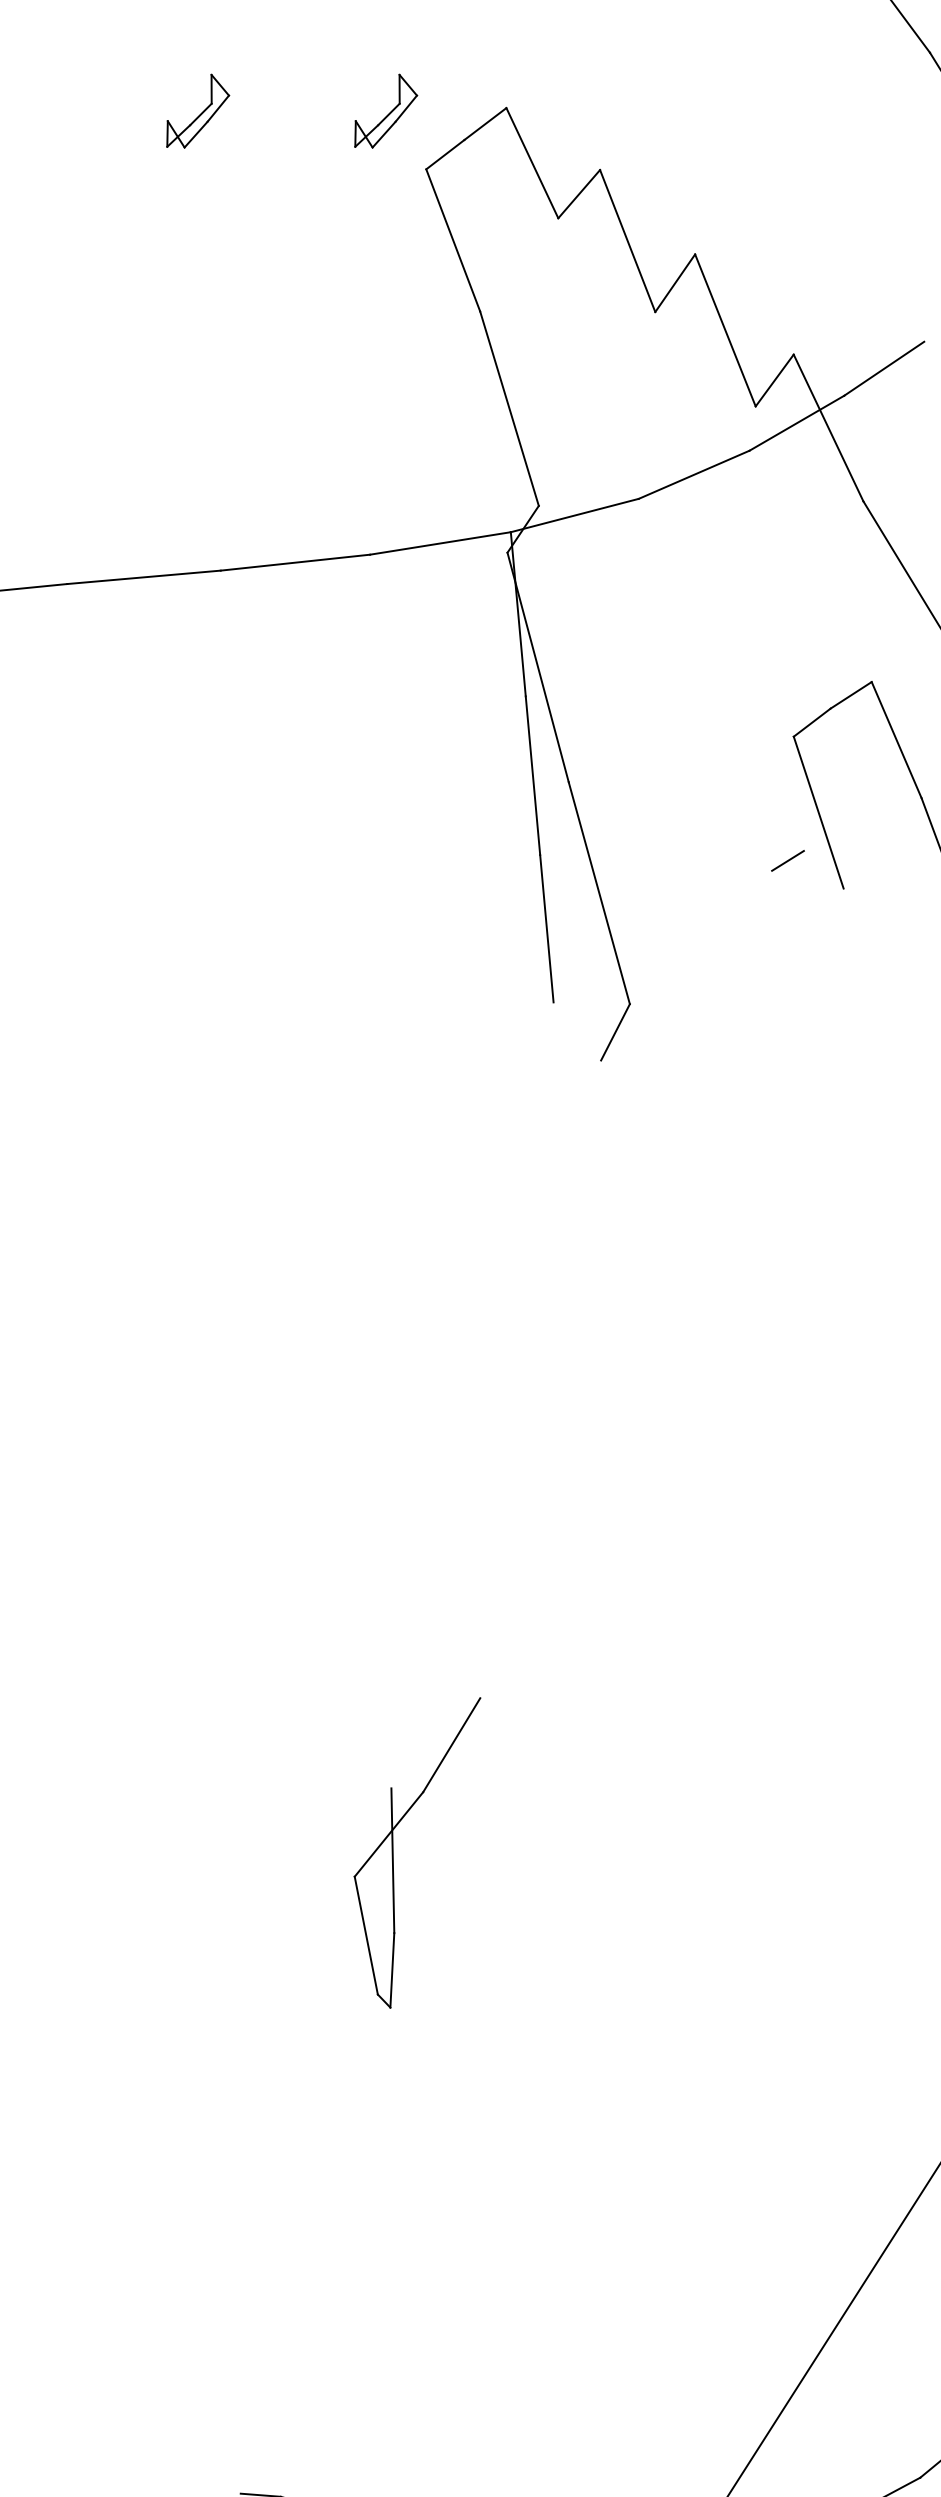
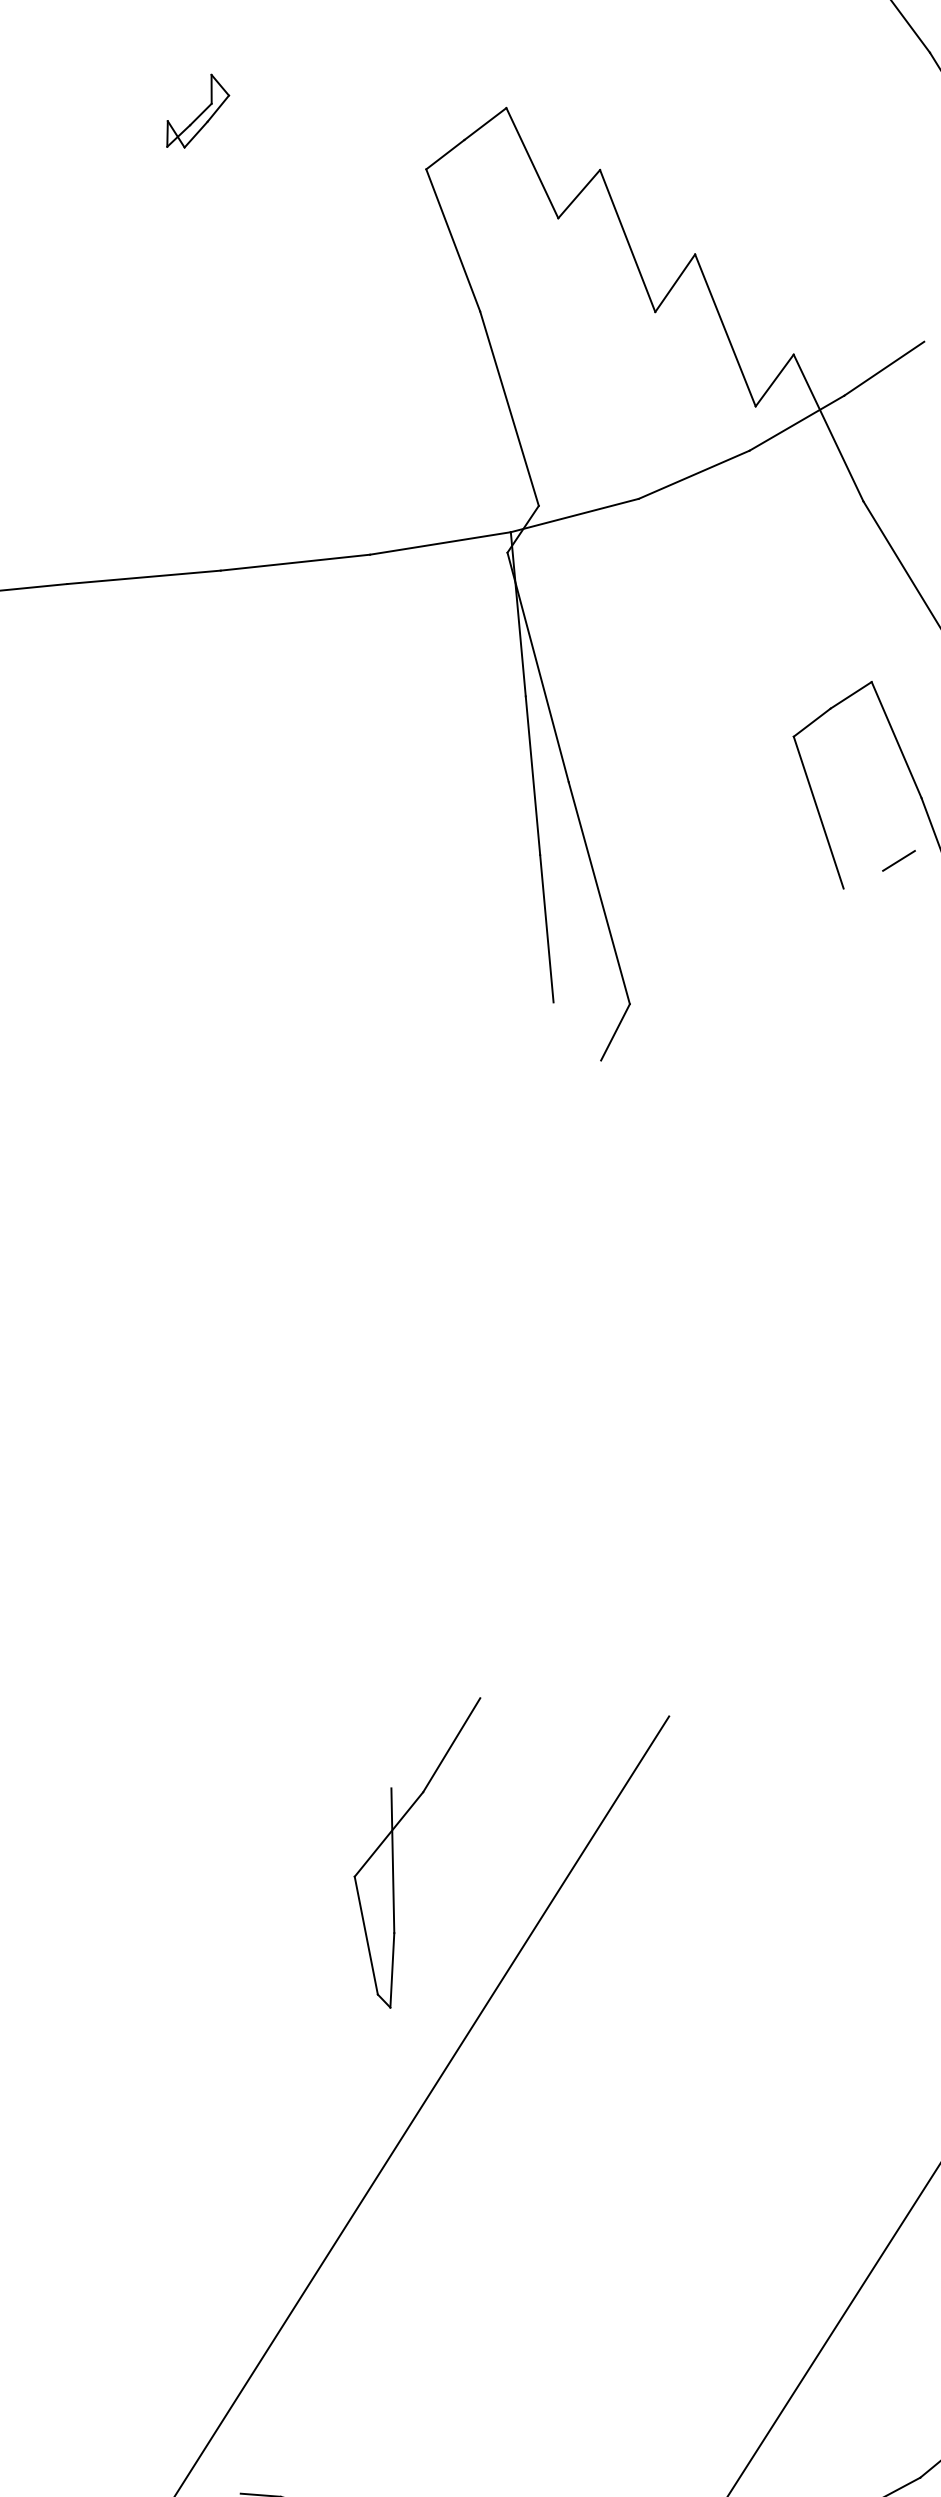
part: present -> none (386, 110)
line position: (787, 860) -> (898, 860) (898, 860)
line: none -> present (422, 2104)
